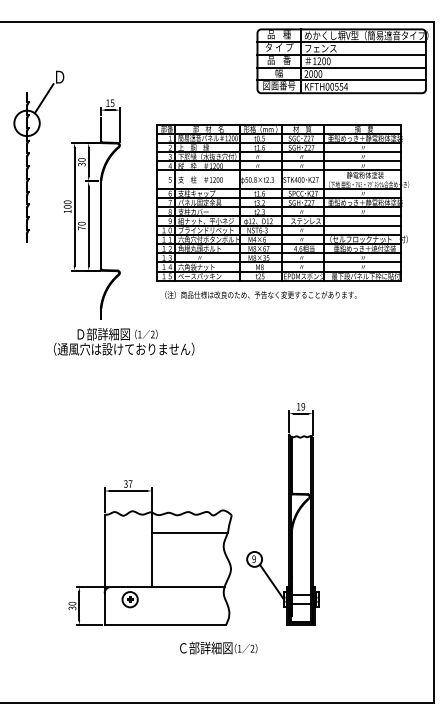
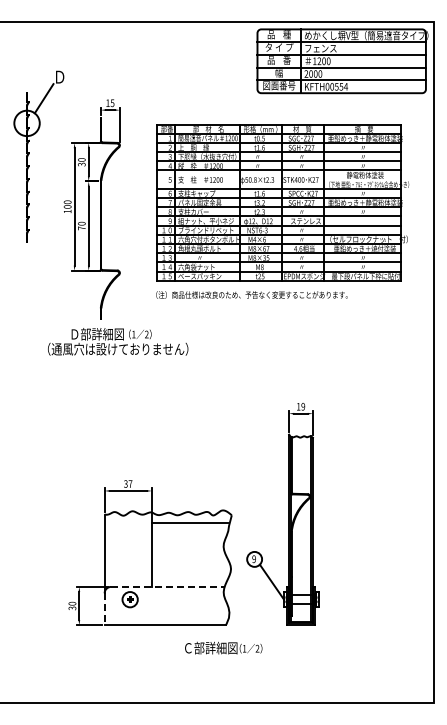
text position: (260, 294) -> (251, 294) (251, 294)
text position: (124, 341) -> (118, 341) (118, 341)
line position: (189, 532) -> (189, 522) (189, 522)
line: solid -> dashed (167, 586)
line: solid -> dashed (104, 609)
text position: (218, 647) -> (223, 647) (223, 647)
